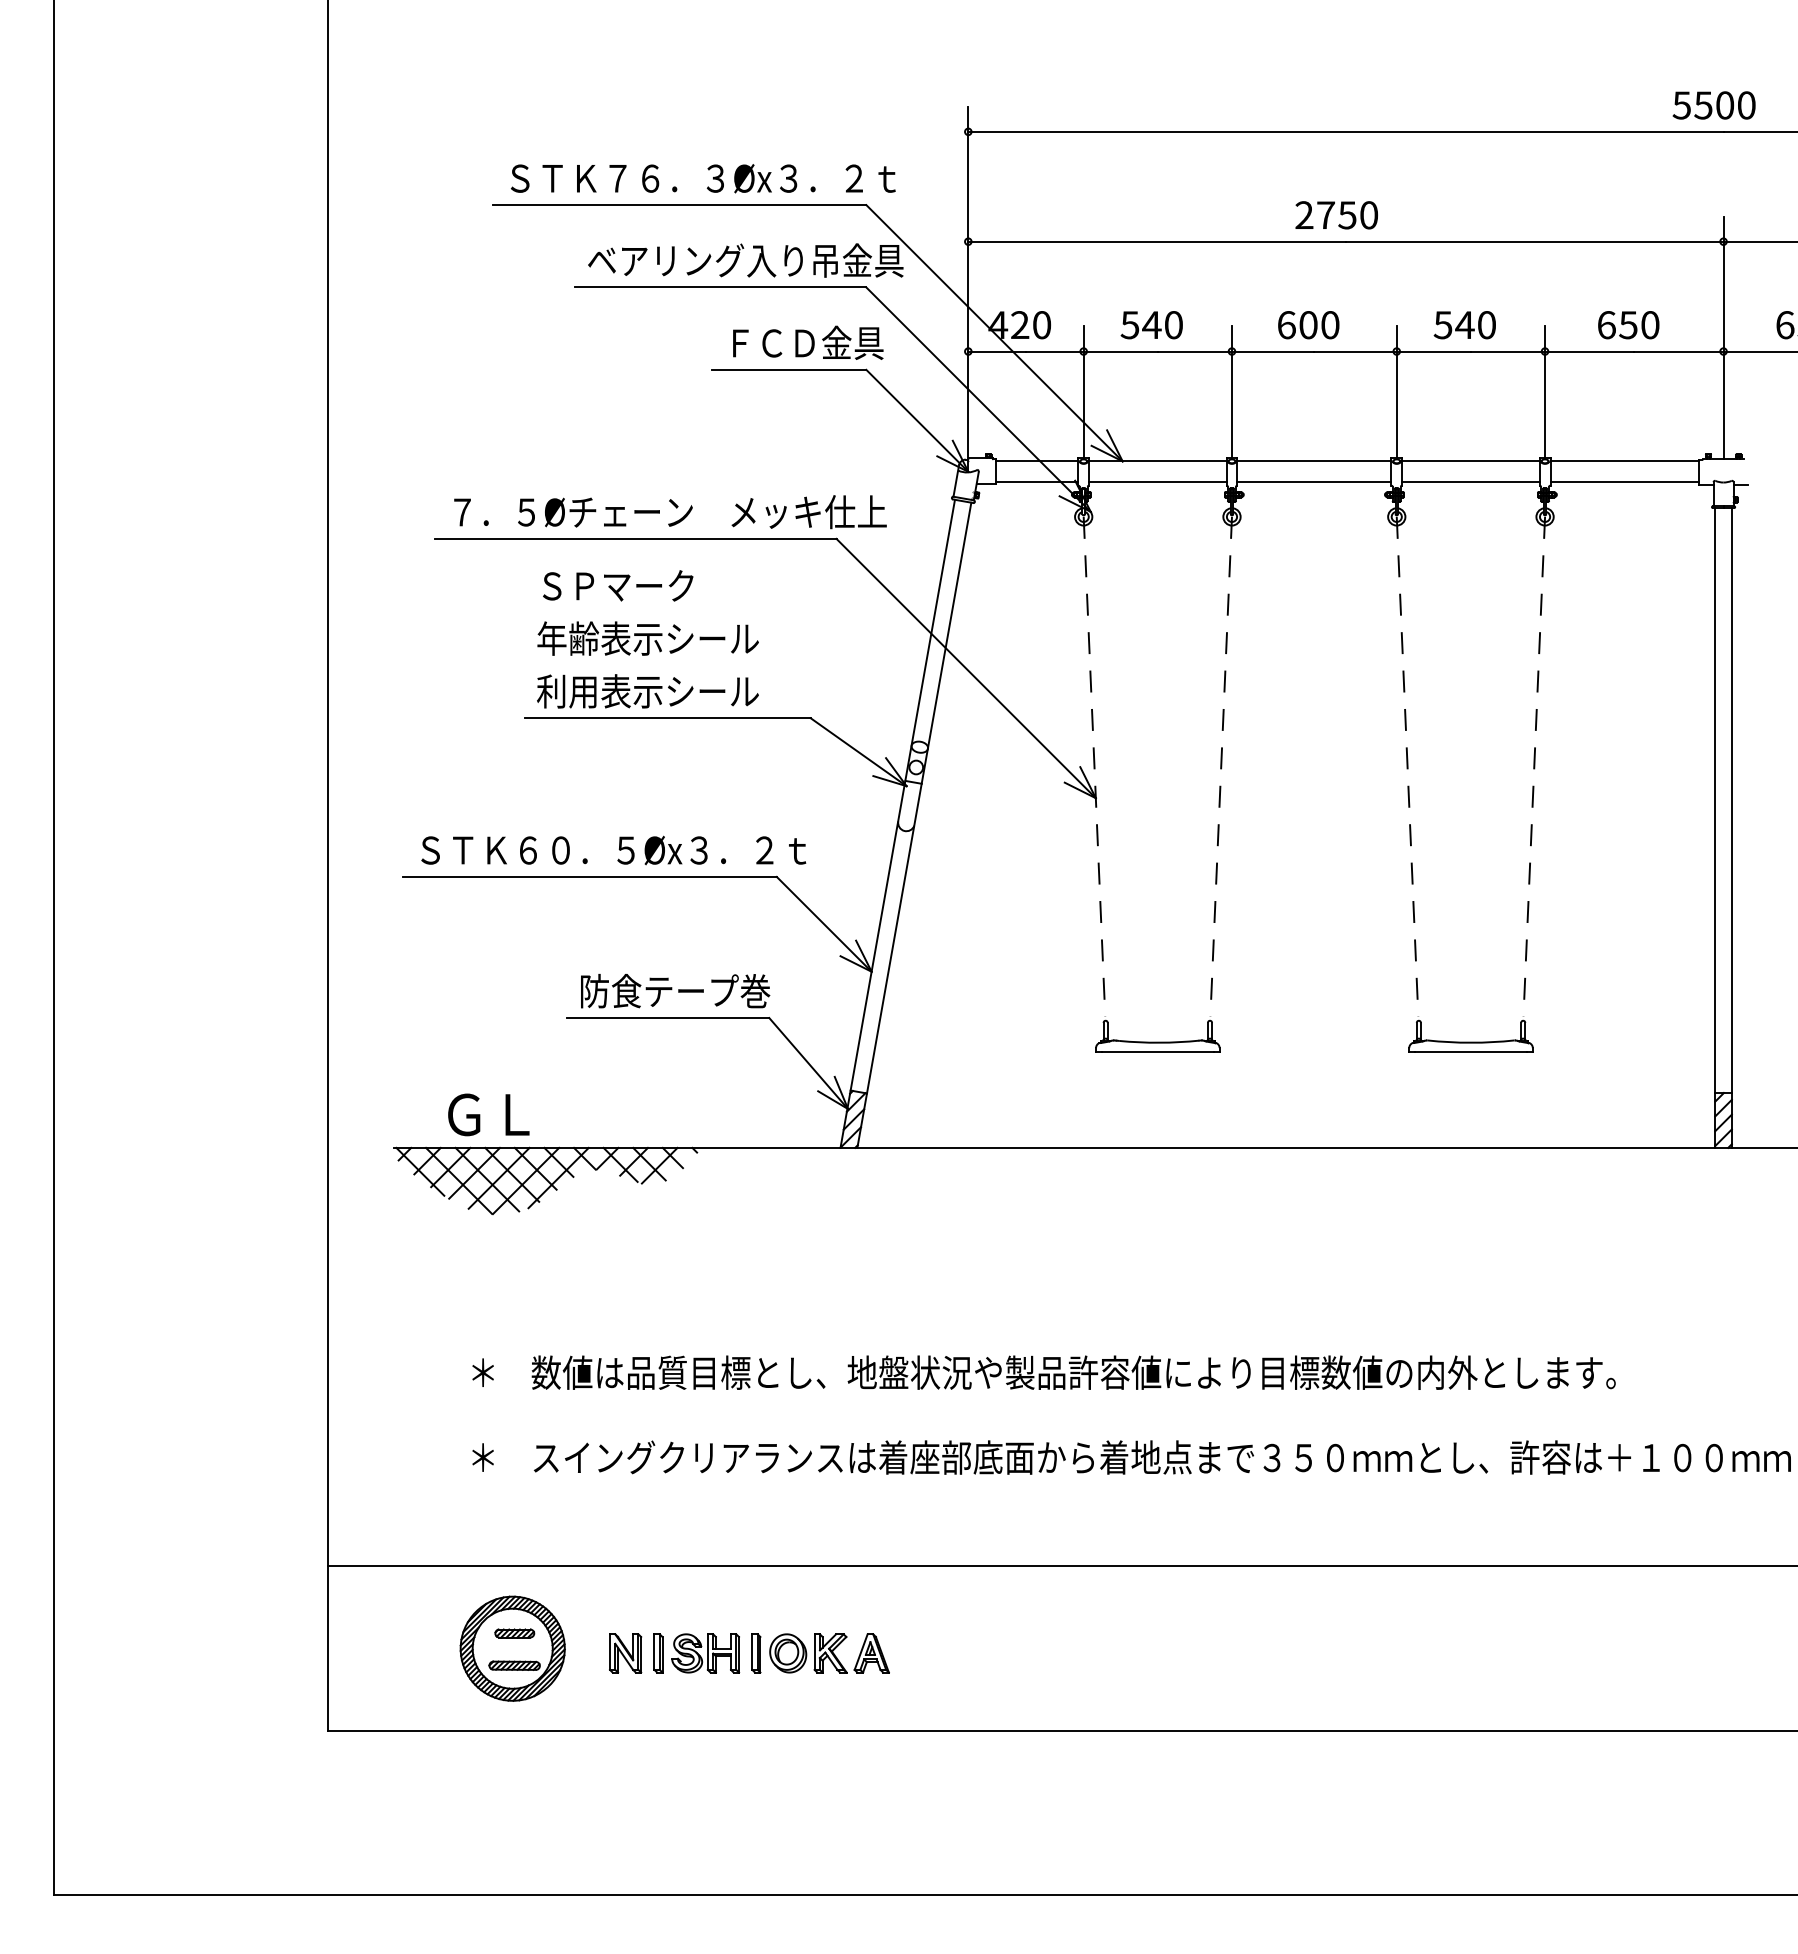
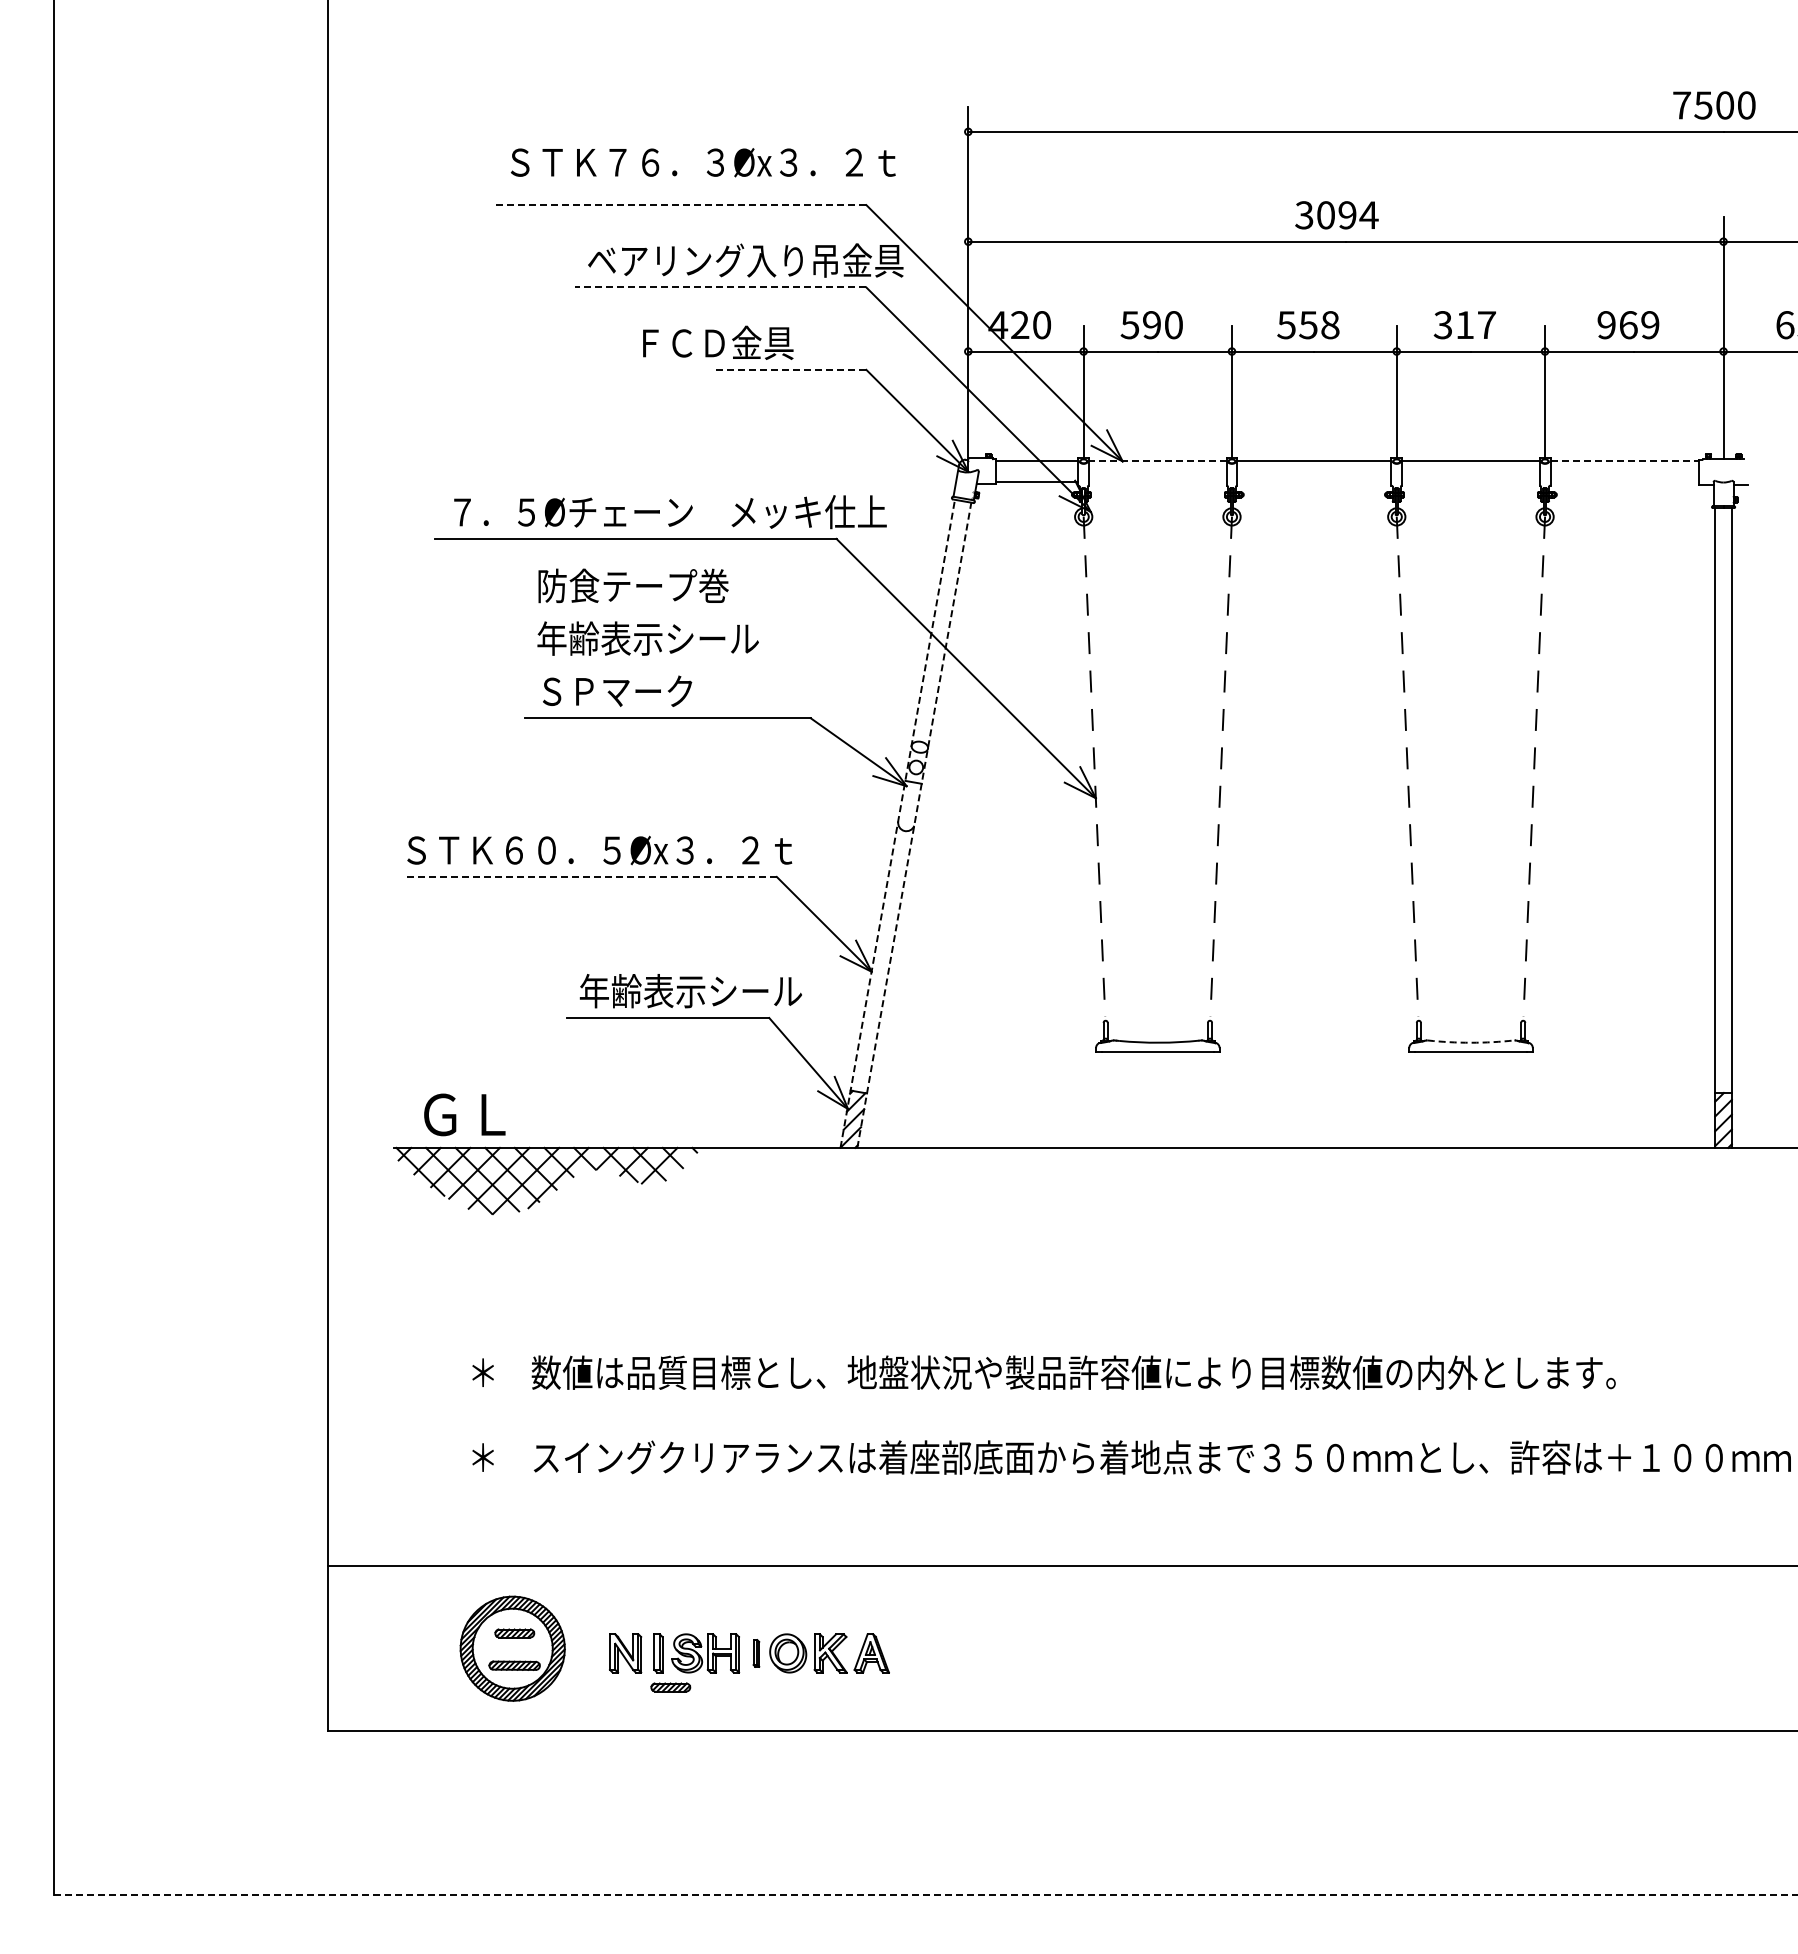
text: 5500 -> 7500 (1681, 105)
text position: (702, 178) -> (702, 162) (702, 162)
line: solid -> dashed (679, 205)
text: 2750 -> 3094 (1336, 215)
line: solid -> dashed (720, 287)
text: 540 -> 590 (1151, 325)
text: 600 -> 558 (1308, 325)
text: 540 -> 317 (1465, 325)
text: 650 -> 969 (1628, 325)
text position: (808, 342) -> (718, 342) (718, 342)
line: solid -> dashed (789, 369)
line: solid -> dashed (1157, 461)
line: solid -> dashed (1625, 461)
line: present -> none (1157, 482)
line: present -> none (1314, 482)
line: present -> none (1470, 482)
line: present -> none (1624, 482)
text: ＳＰマーク -> 防食テープ巻 (633, 585)
text: 利用表示シール -> ＳＰマーク (647, 691)
line: solid -> dashed (897, 823)
line: solid -> dashed (914, 825)
text position: (613, 850) -> (599, 850) (599, 850)
line: solid -> dashed (590, 876)
text: 防食テープ巻 -> 年齢表示シール (690, 990)
arc: solid -> dashed (1471, 1042)
text position: (488, 1114) -> (464, 1114) (464, 1114)
part size: 11x41 px -> 9x29 px (756, 1653)
part: none -> present (670, 1687)
line: solid -> dashed (925, 1895)
